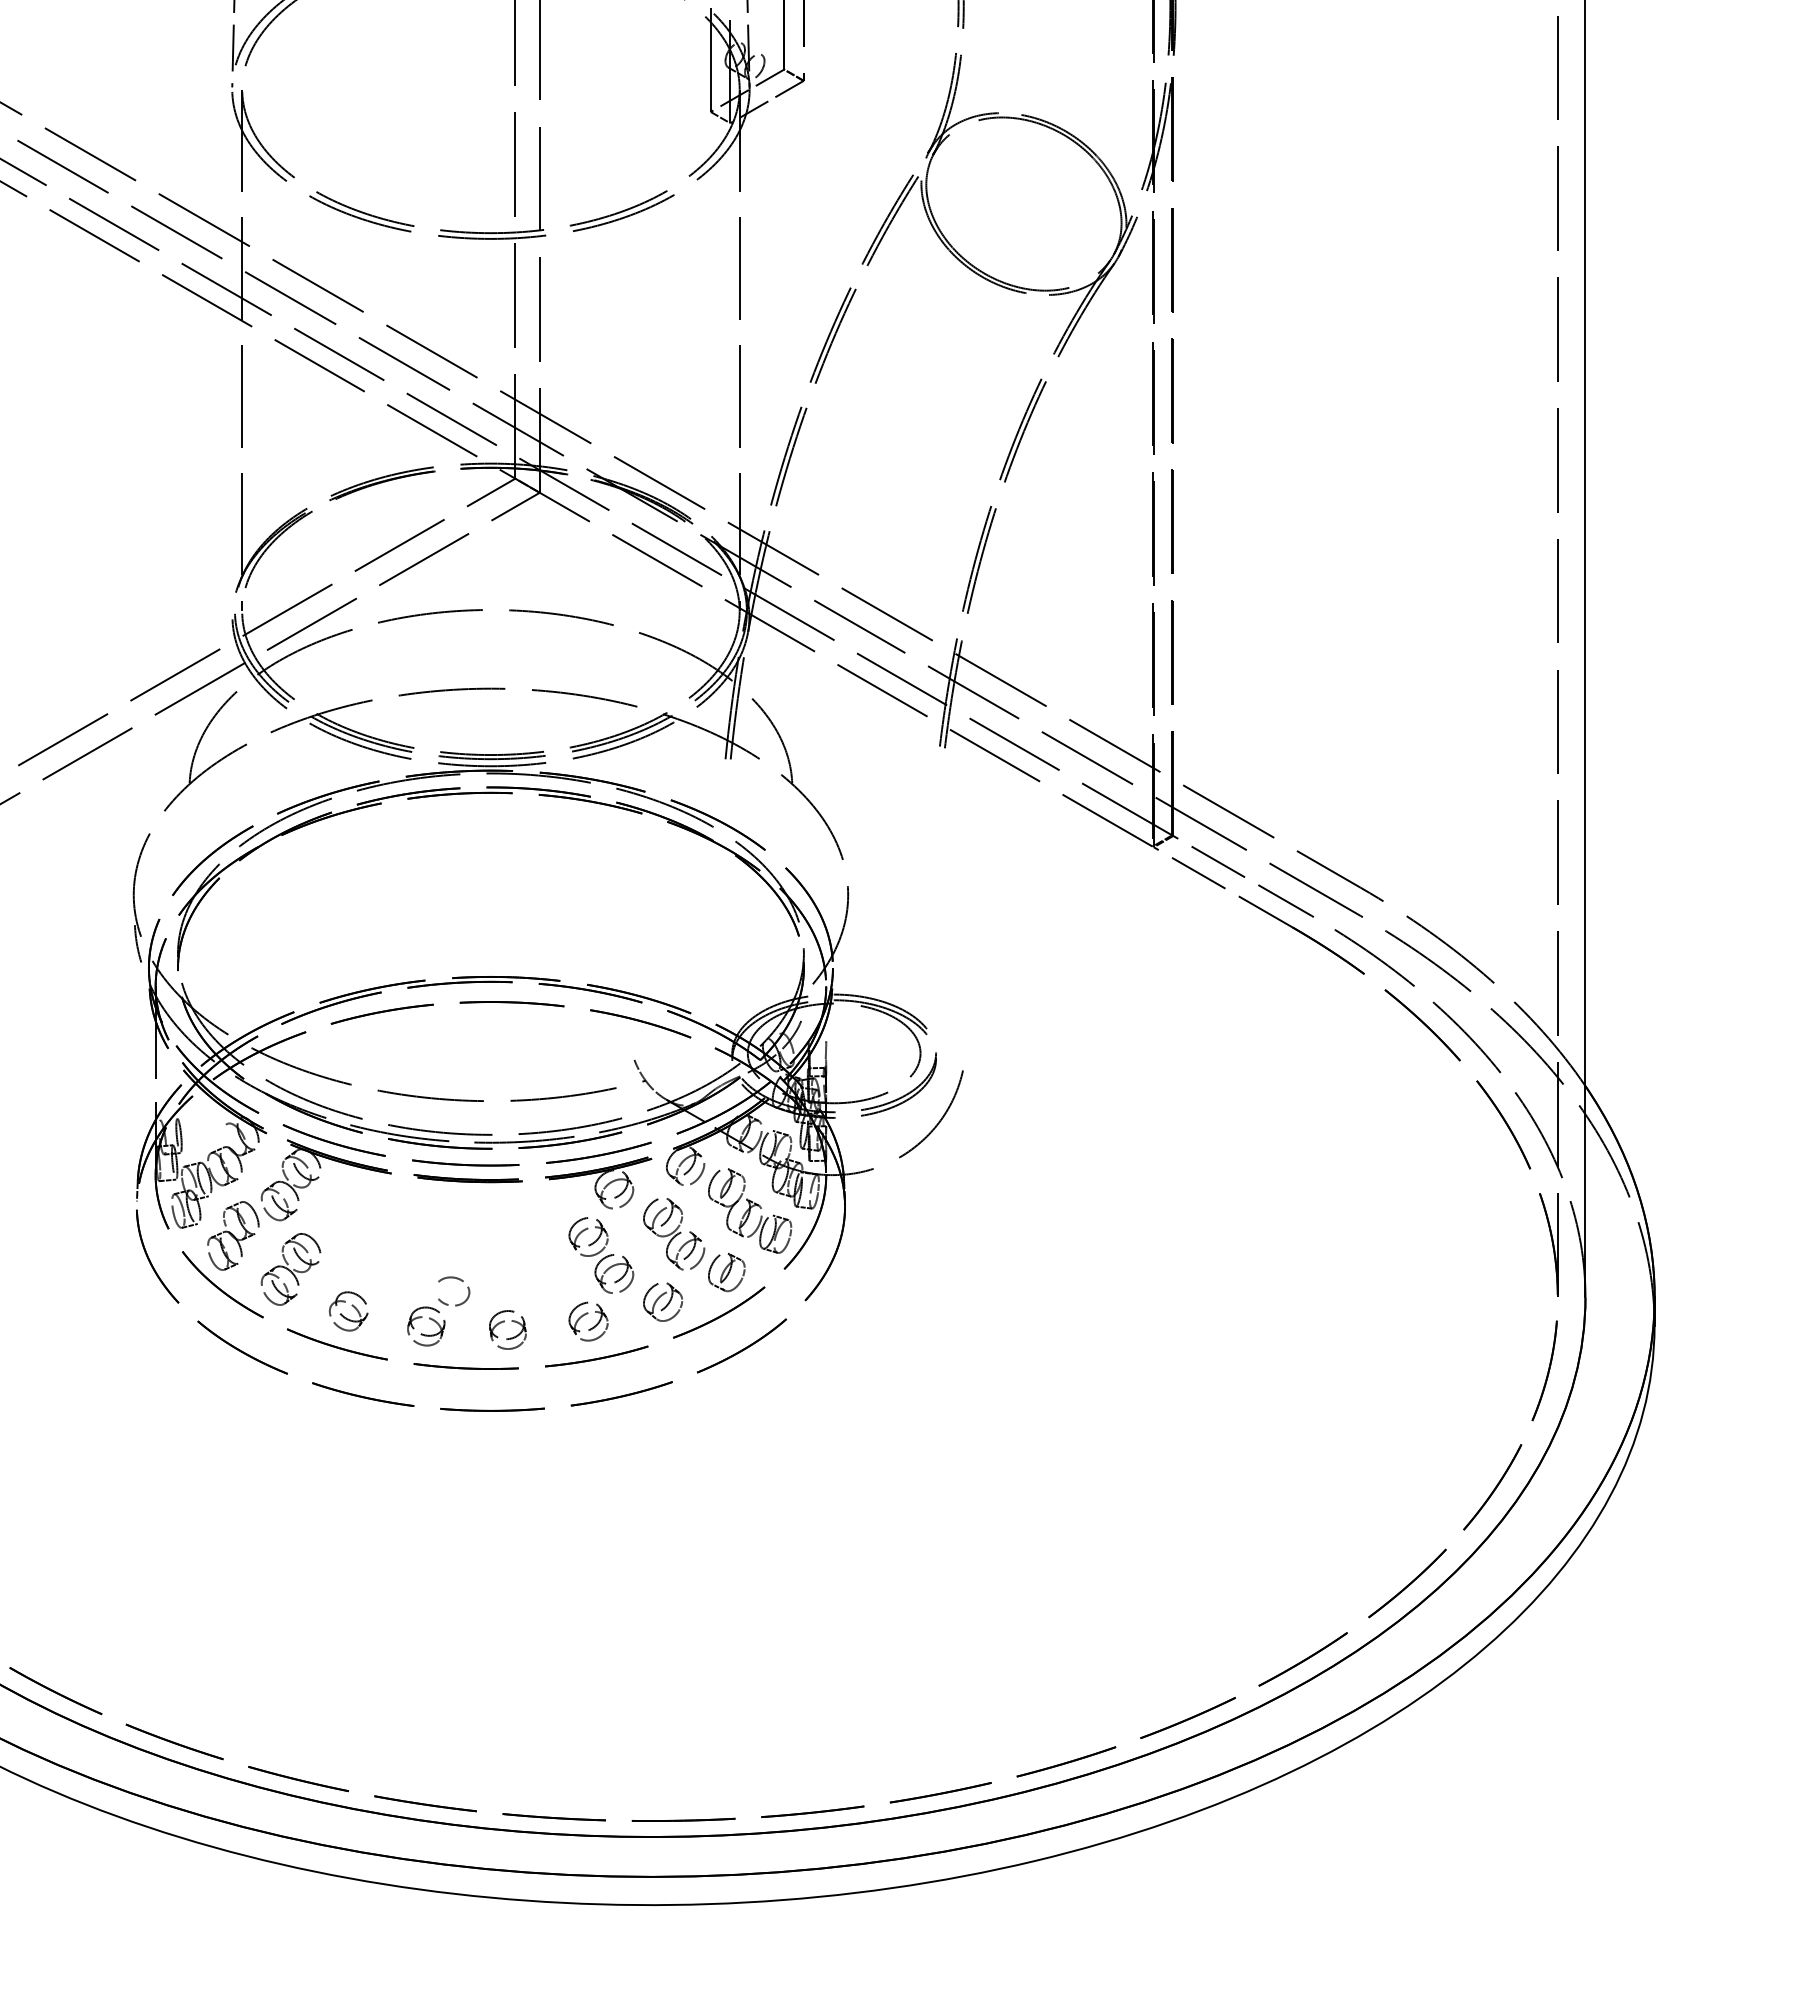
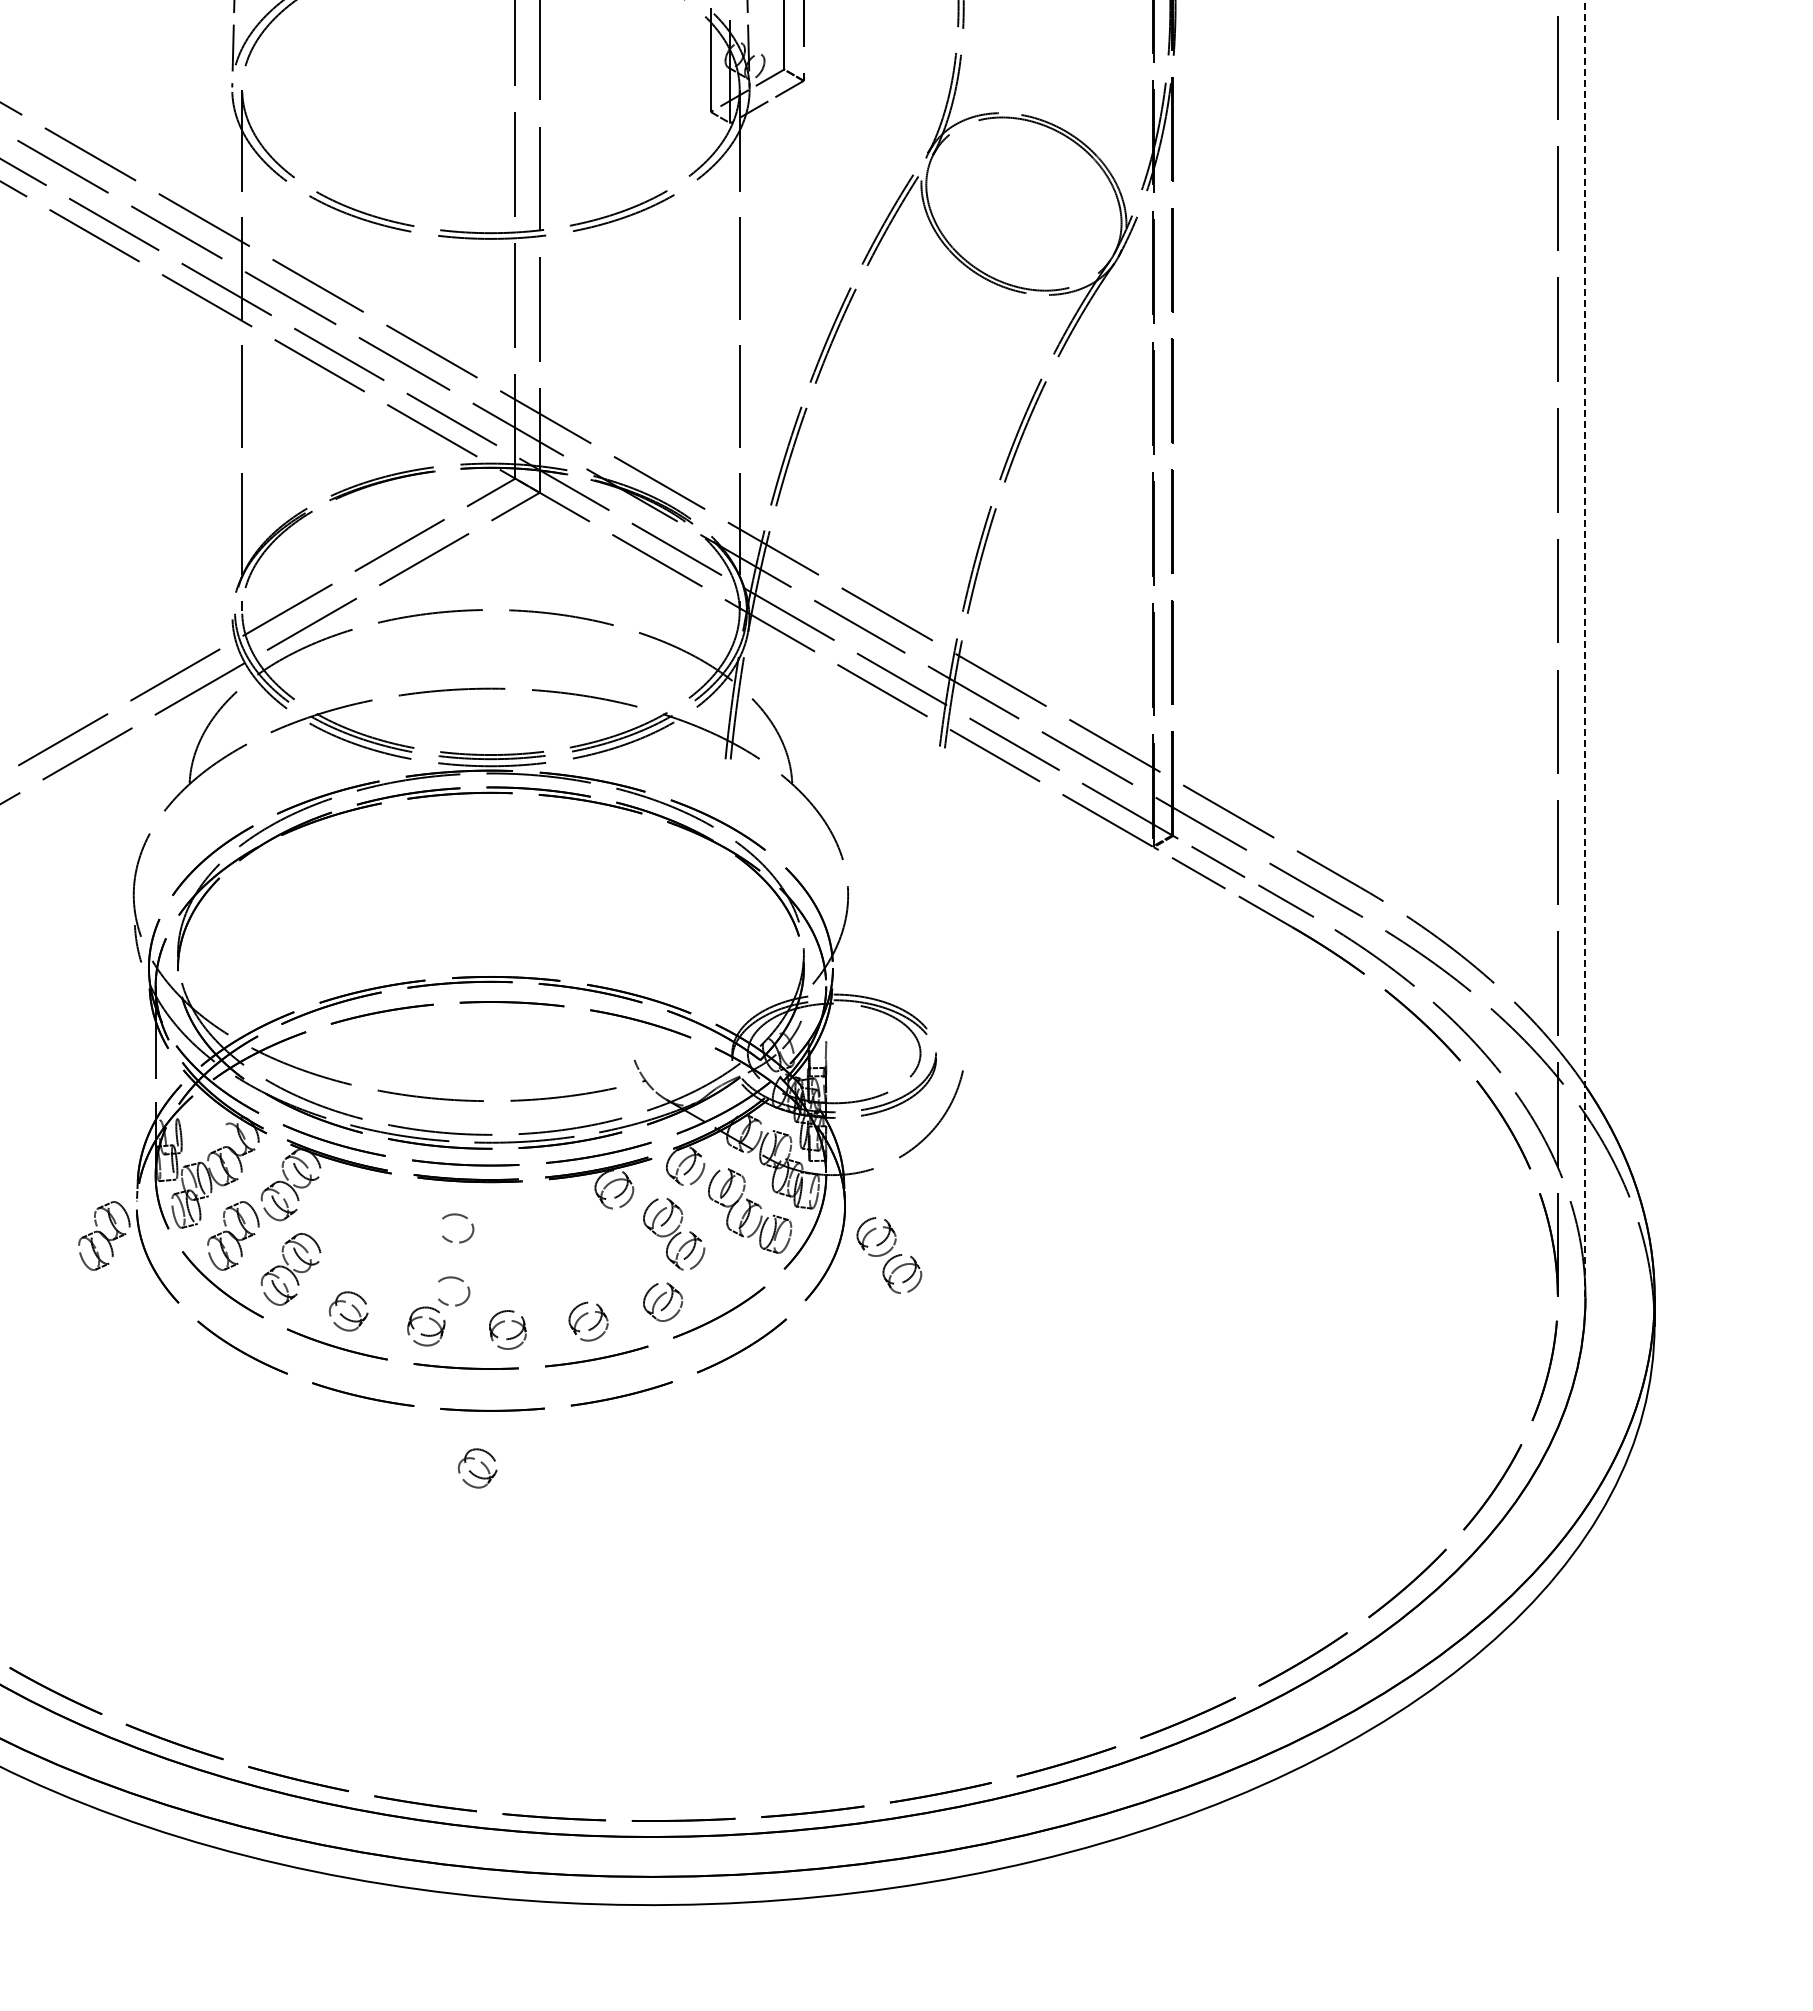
line: solid -> dashed (1585, 648)
curve: none -> present (463, 1217)
part: none -> present (104, 1235)
part position: (601, 1255) -> (889, 1255) (889, 1255)
part: present -> none (726, 1272)
part: none -> present (475, 1474)
